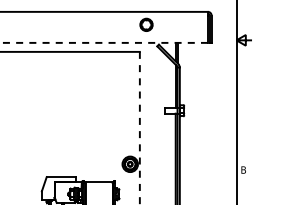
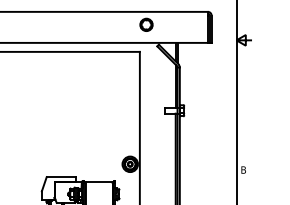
line: dashed -> solid (104, 42)
line: dashed -> solid (139, 128)
